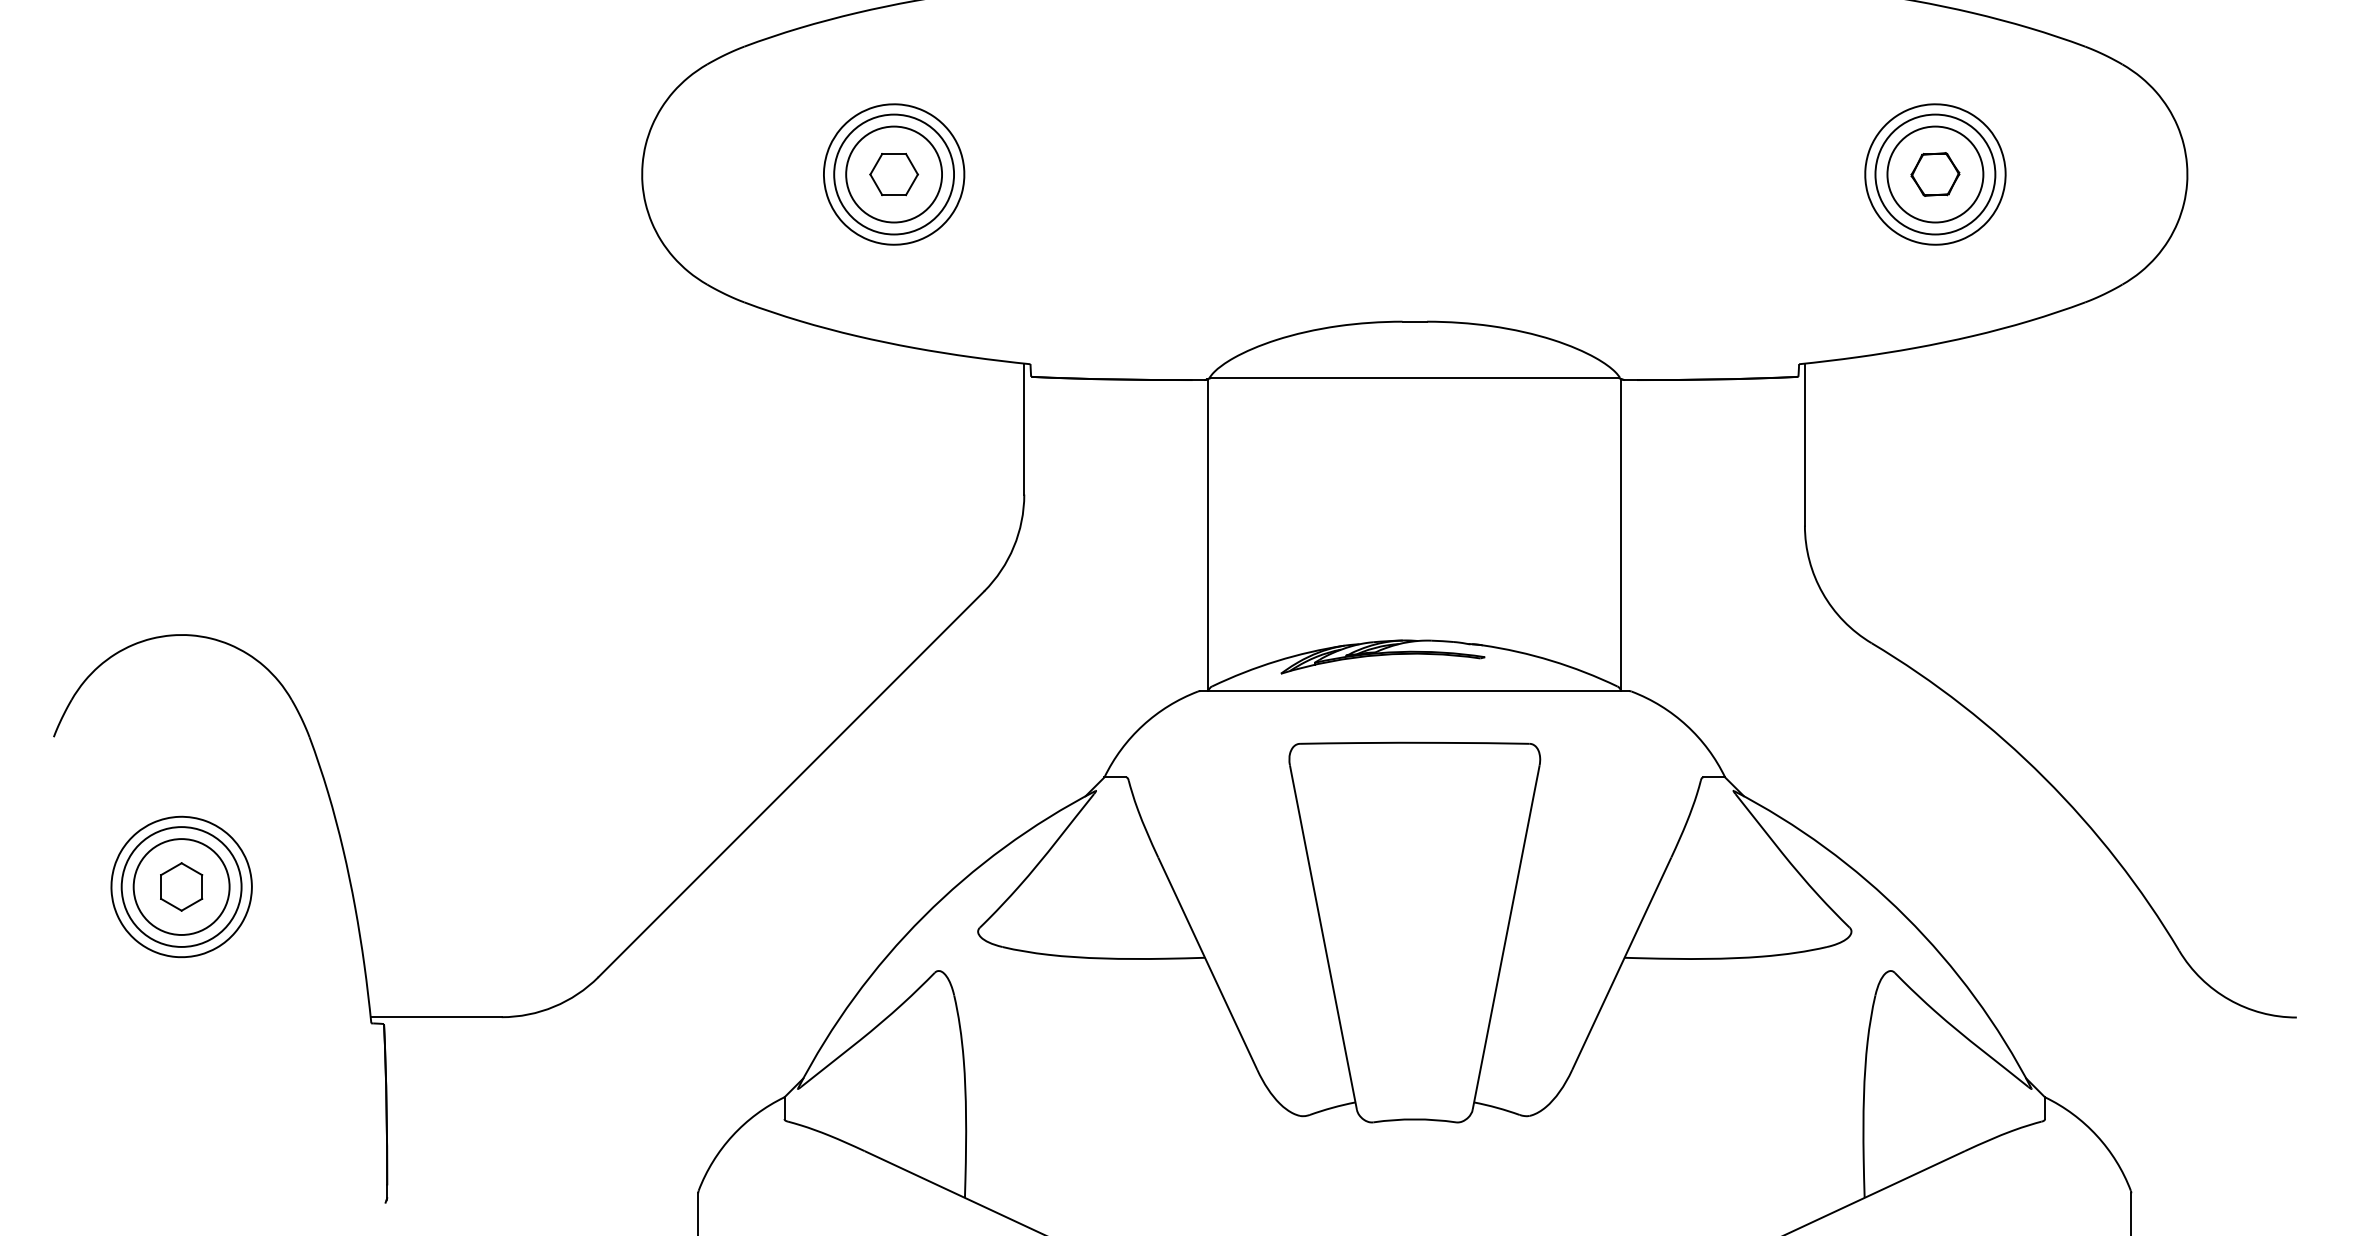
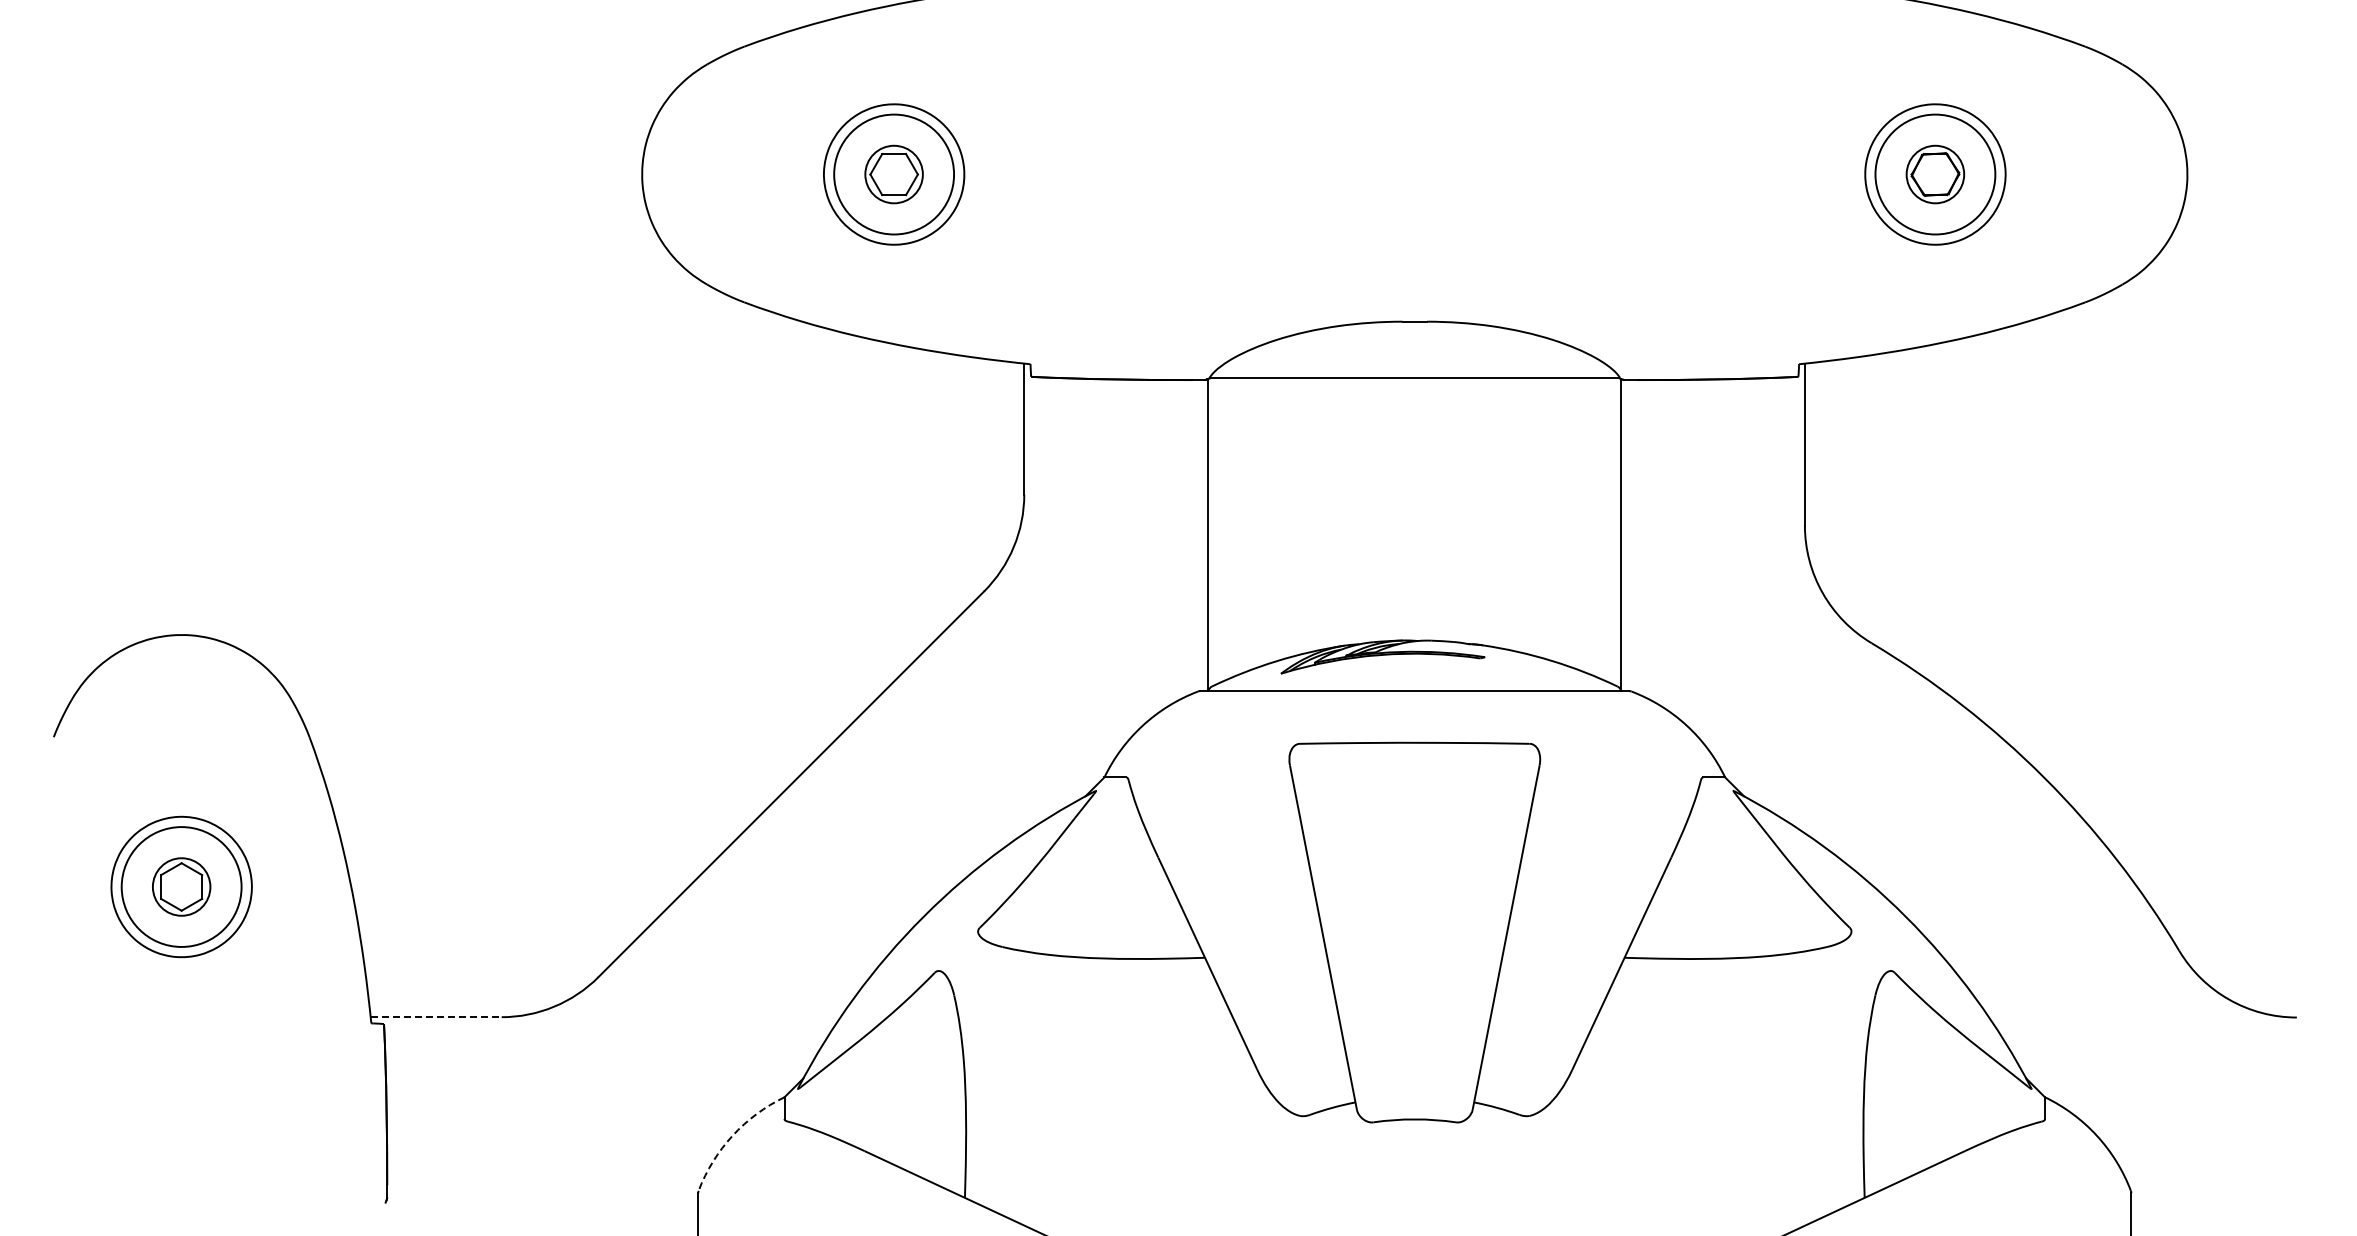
circle diameter: 96 px -> 58 px (893, 174)
circle diameter: 96 px -> 58 px (1935, 174)
circle diameter: 96 px -> 58 px (181, 886)
line: solid -> dashed (436, 1017)
arc: solid -> dashed (732, 1135)
